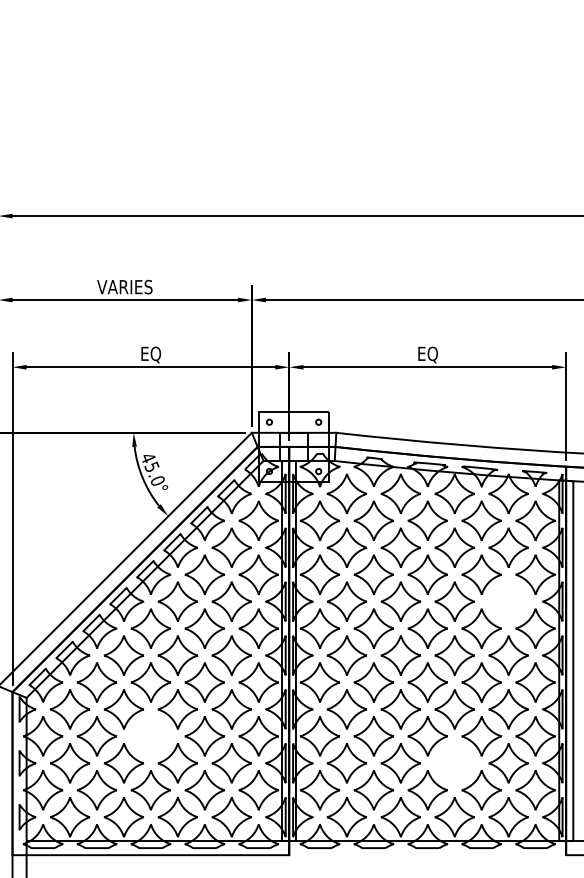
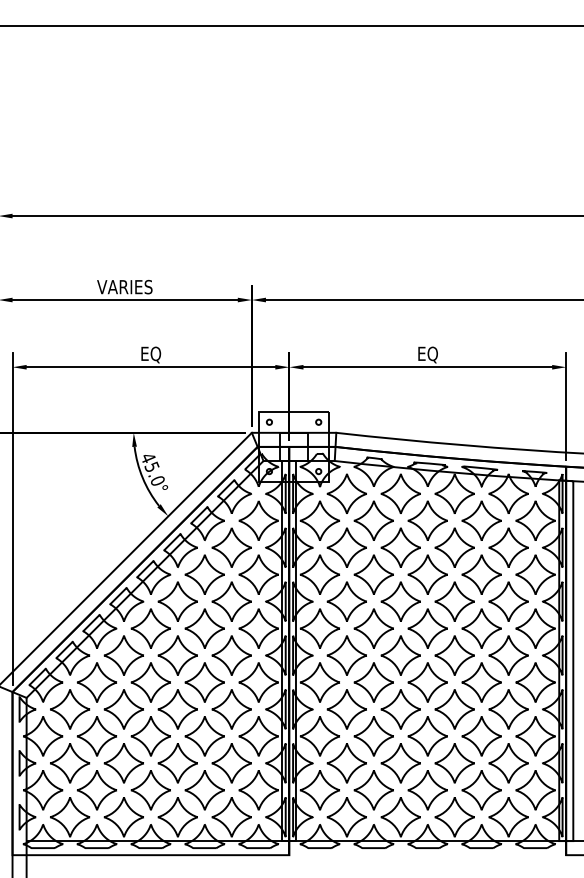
line: none -> present (291, 26)
part: none -> present (508, 601)
part: none -> present (150, 736)
part: none -> present (454, 763)
